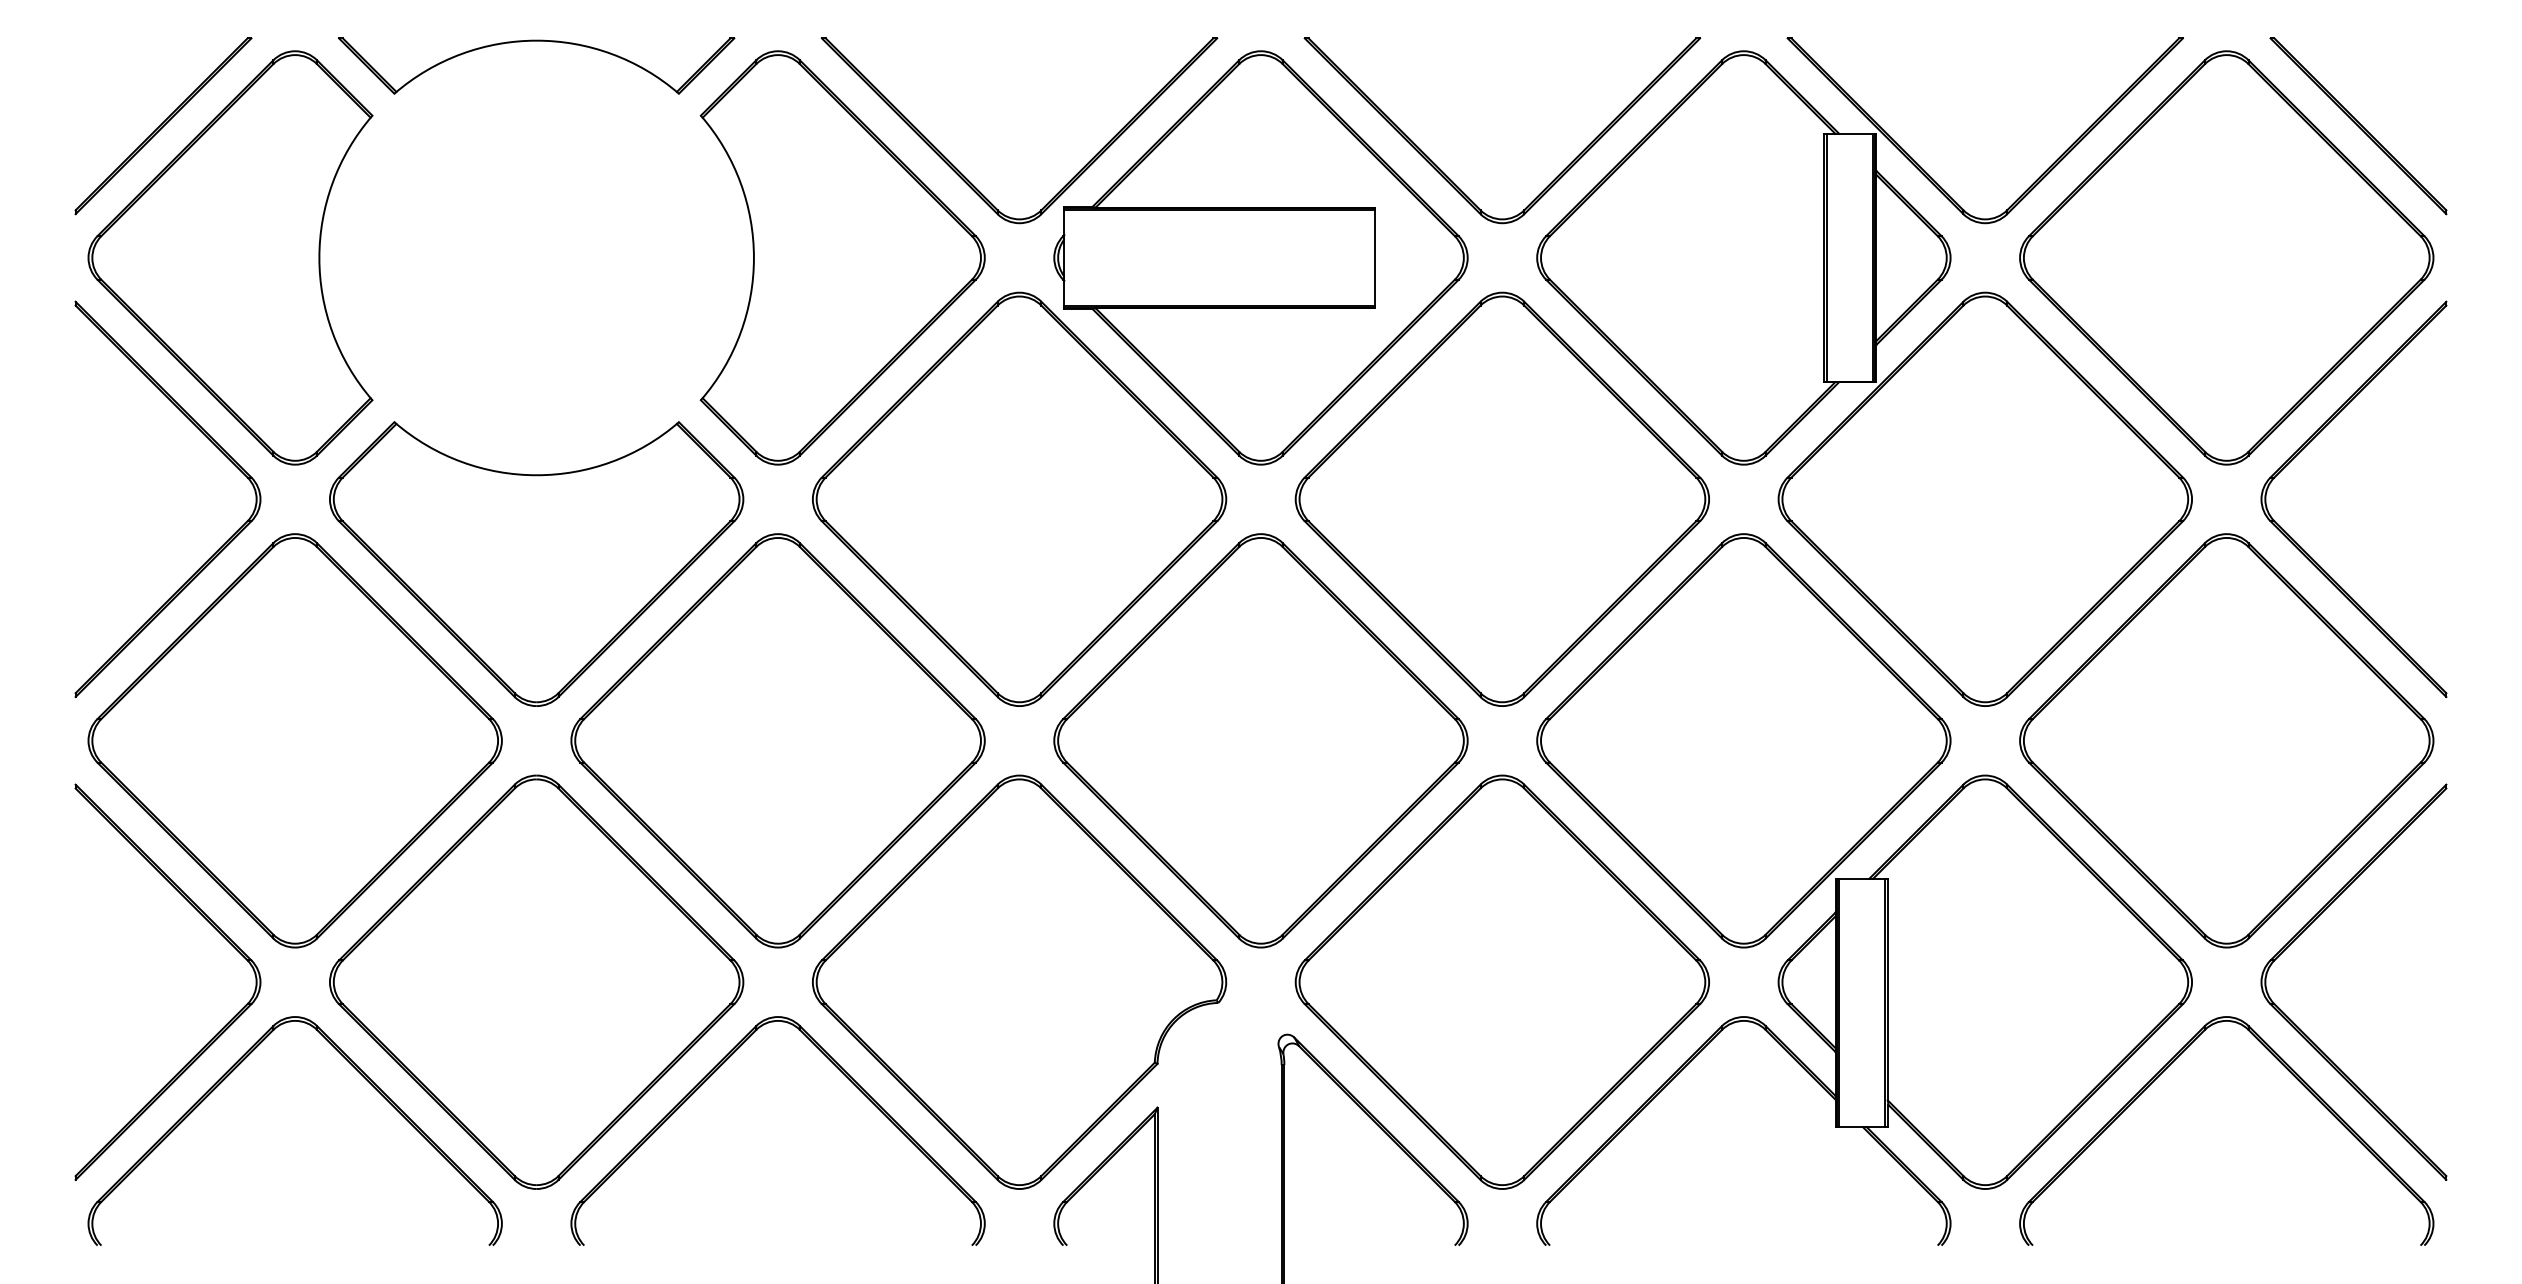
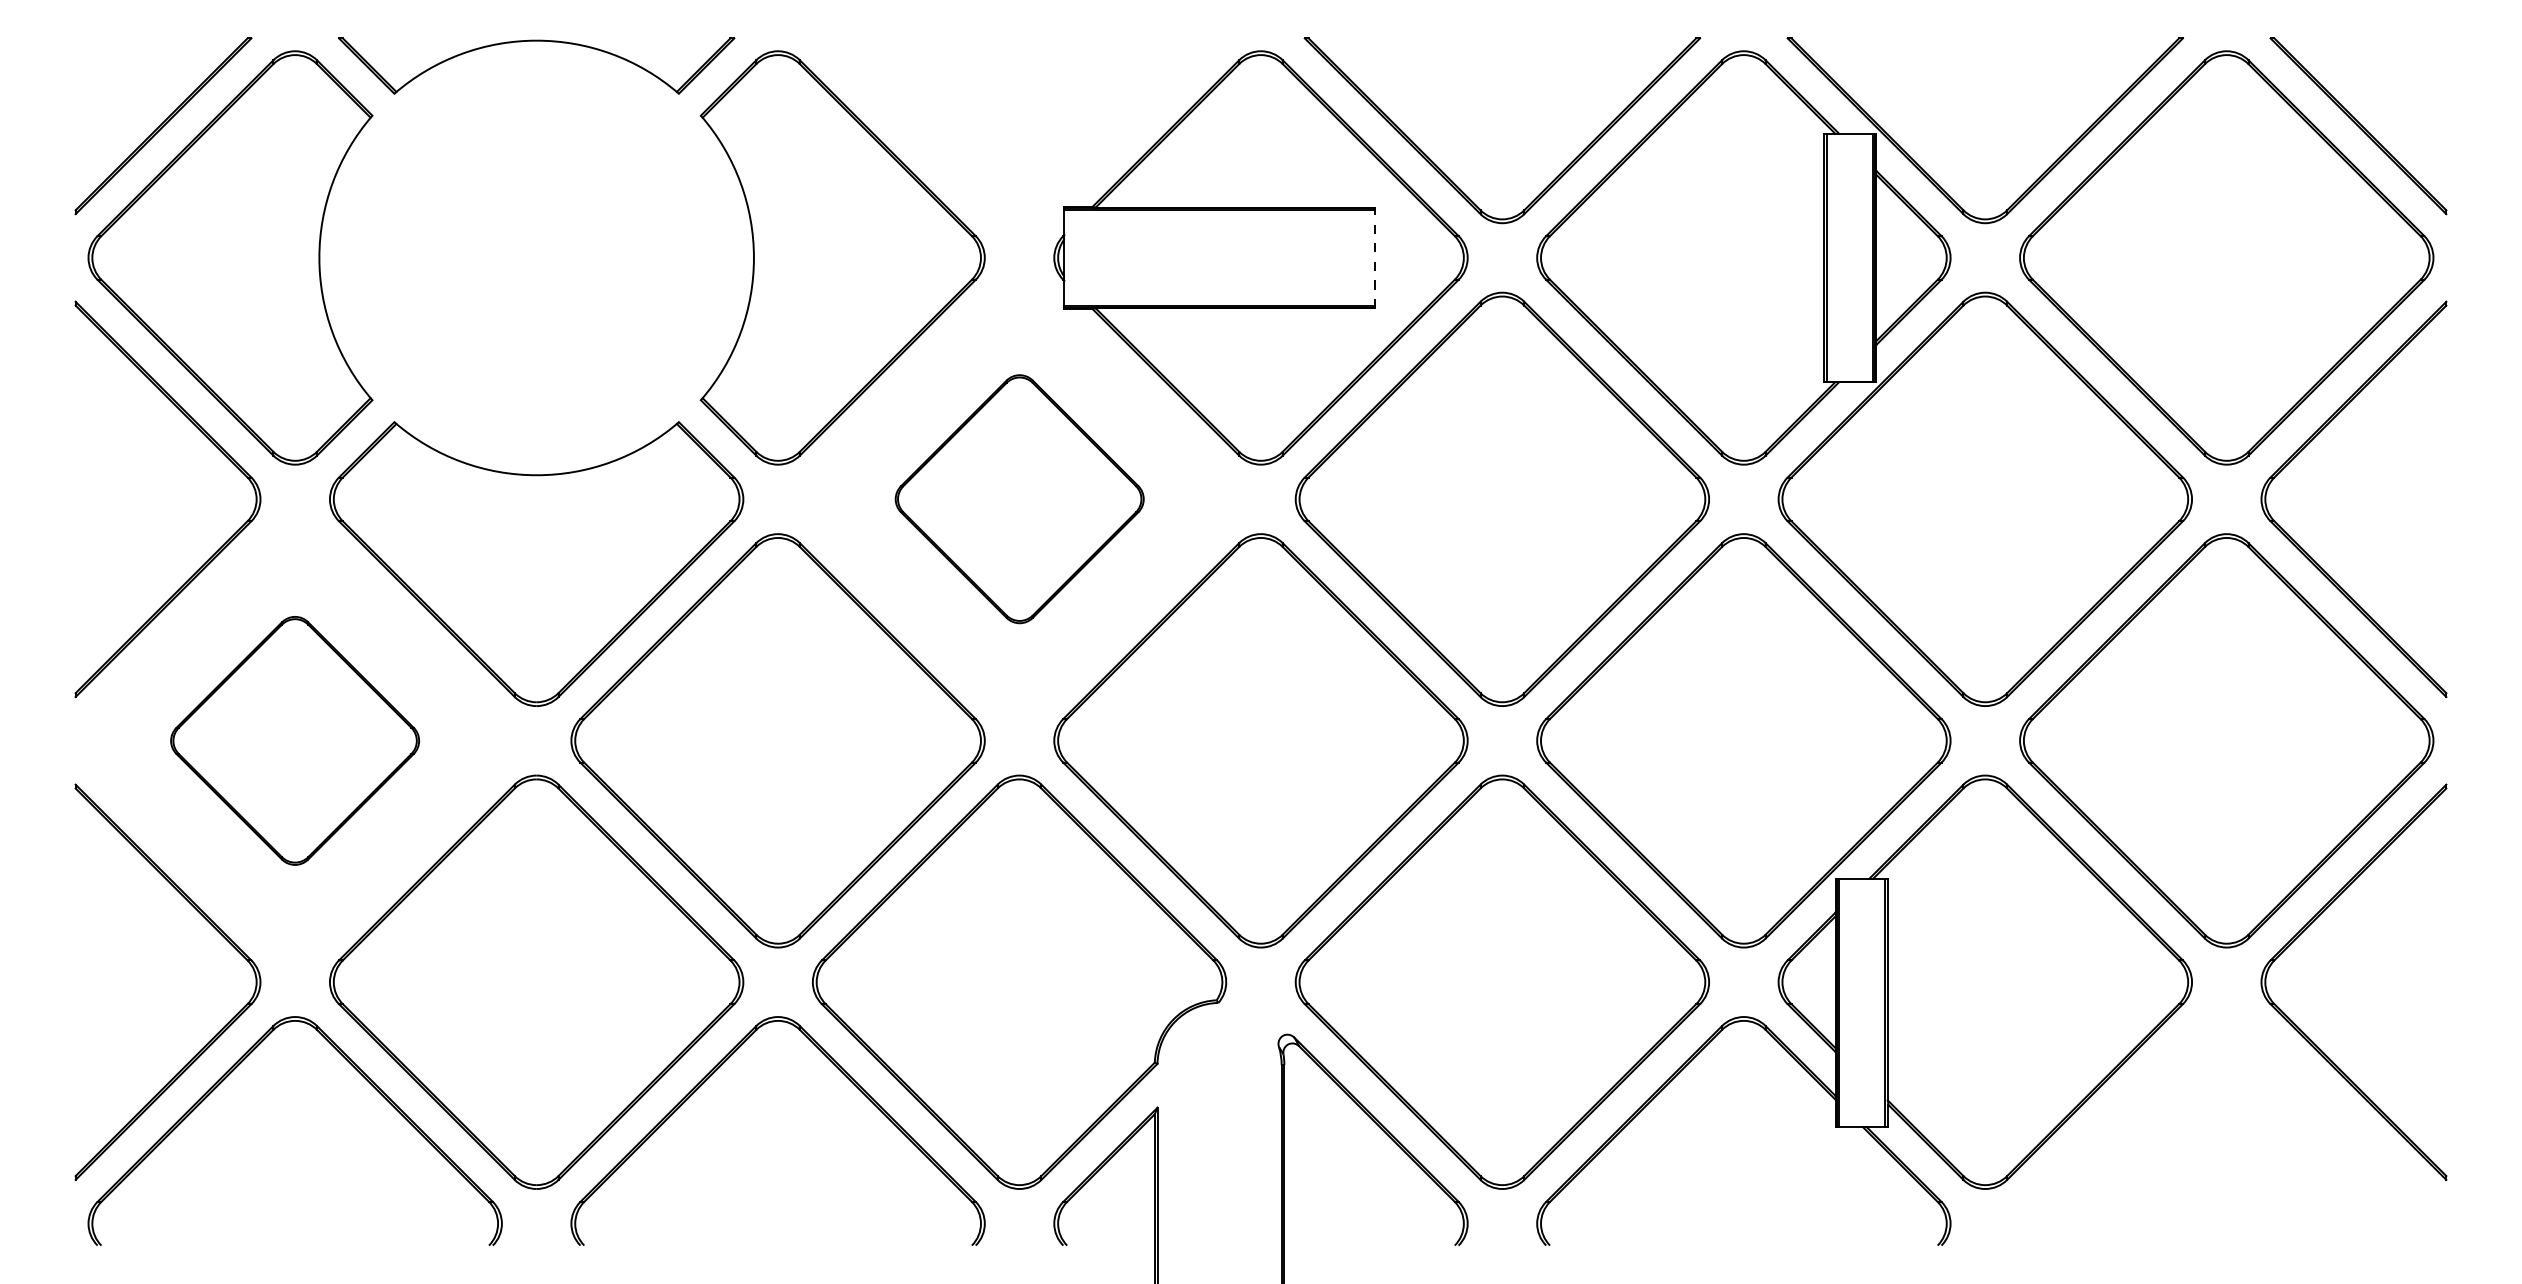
part: present -> none (969, 180)
line: solid -> dashed (1374, 257)
part size: 416x416 px -> 251x251 px (1019, 499)
part size: 416x416 px -> 250x250 px (294, 740)
part: present -> none (2166, 1069)
